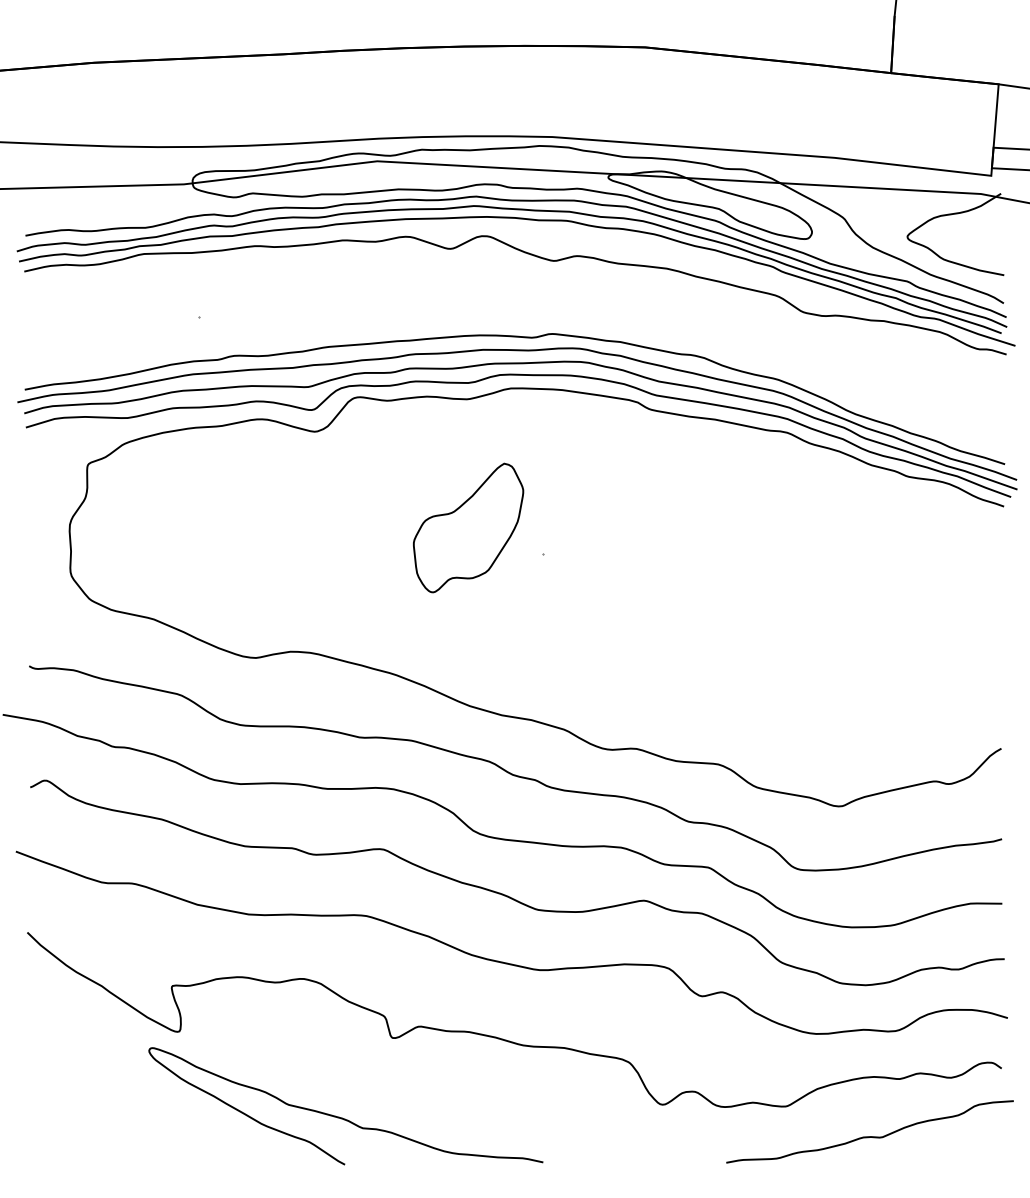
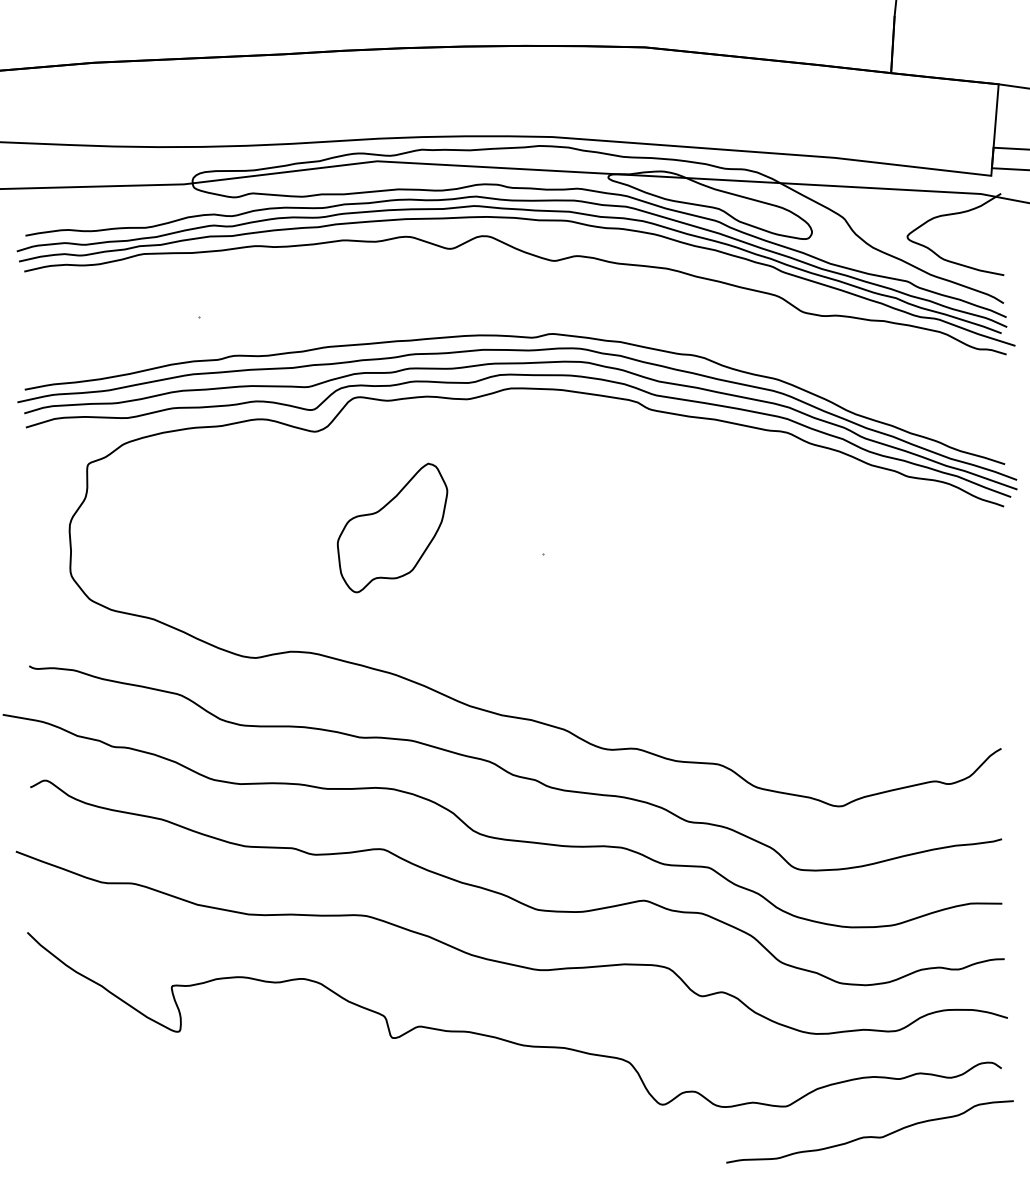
part position: (468, 527) -> (392, 527) (392, 527)
curve: present -> none (342, 1117)
